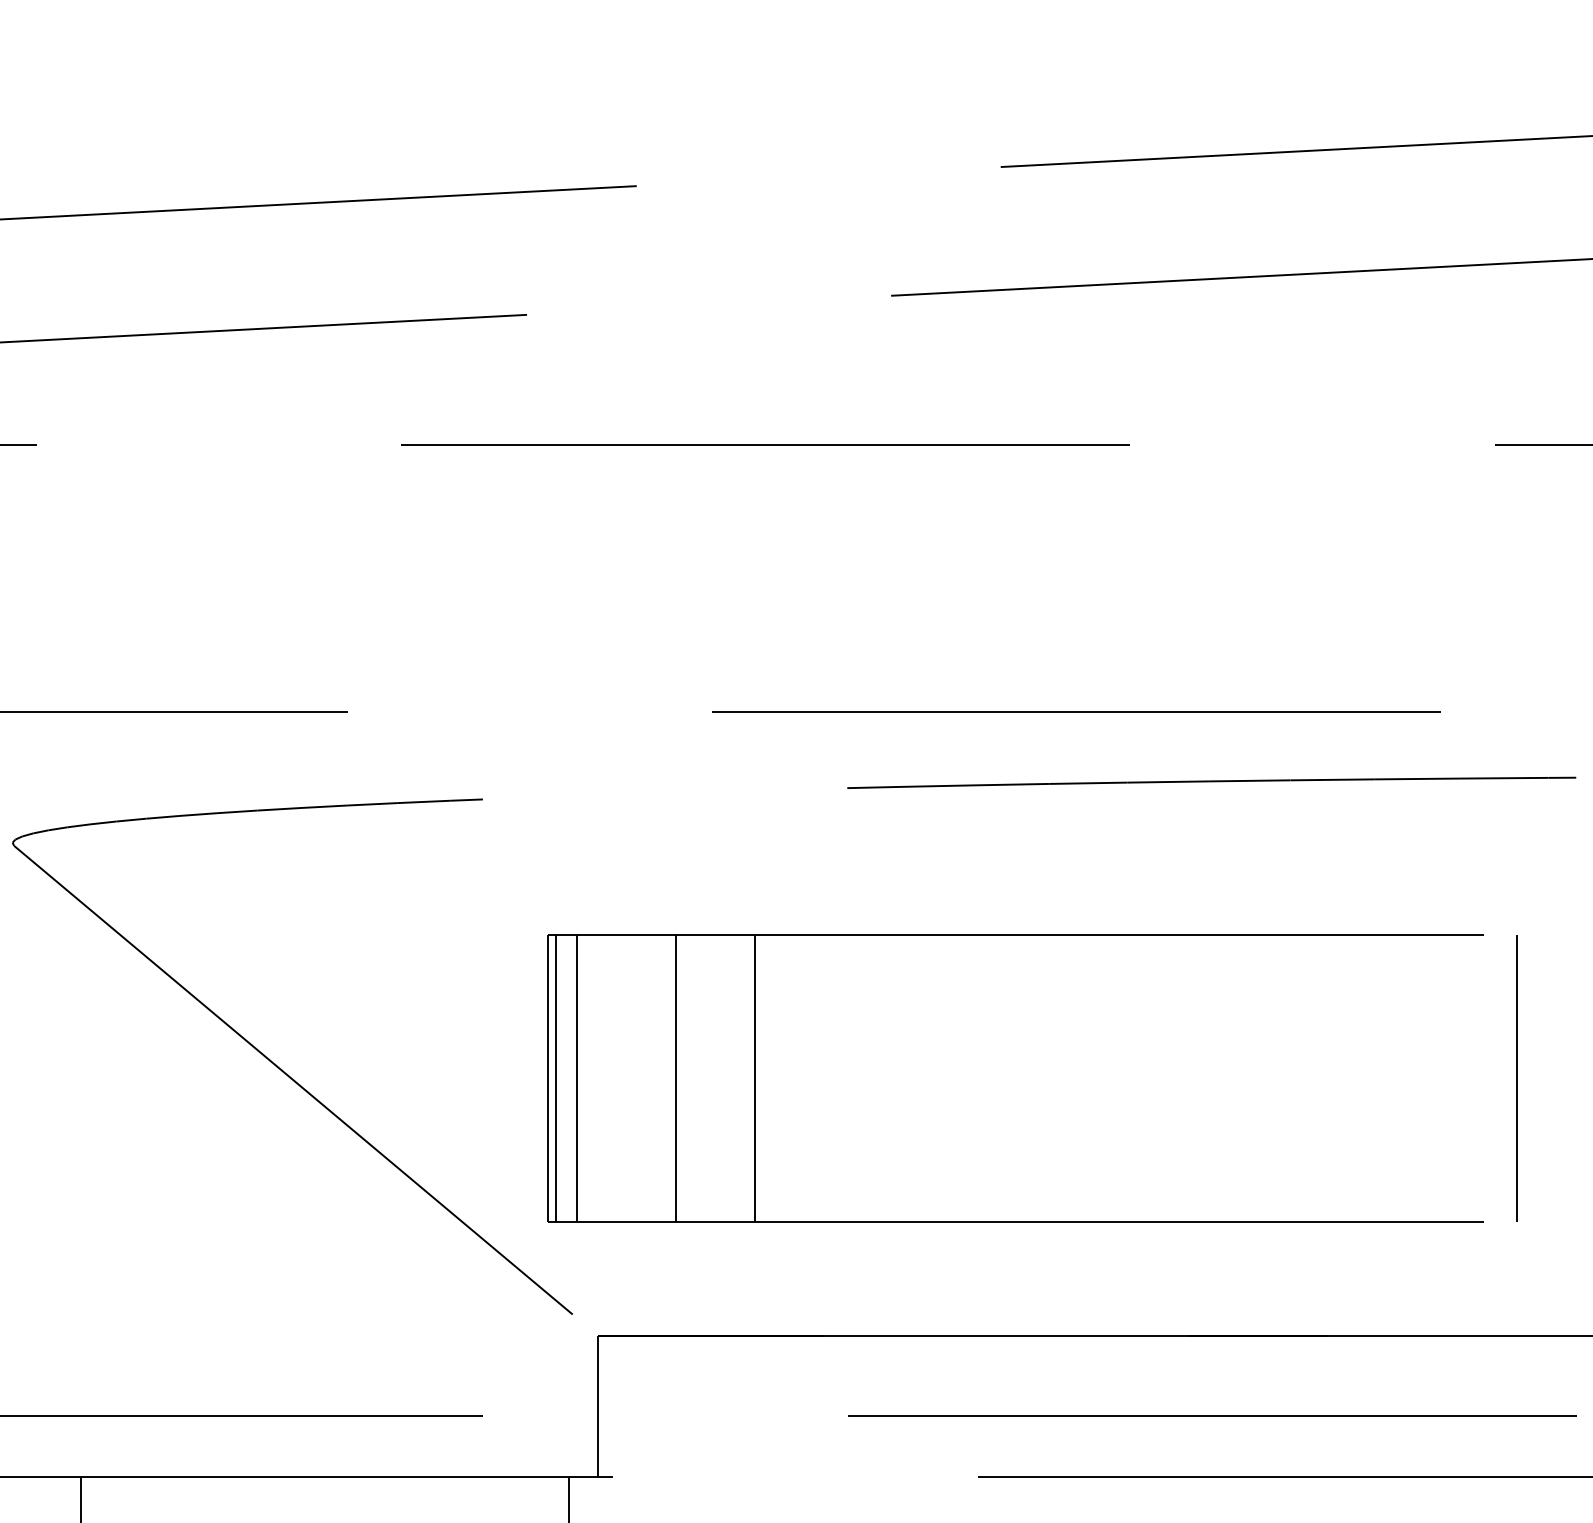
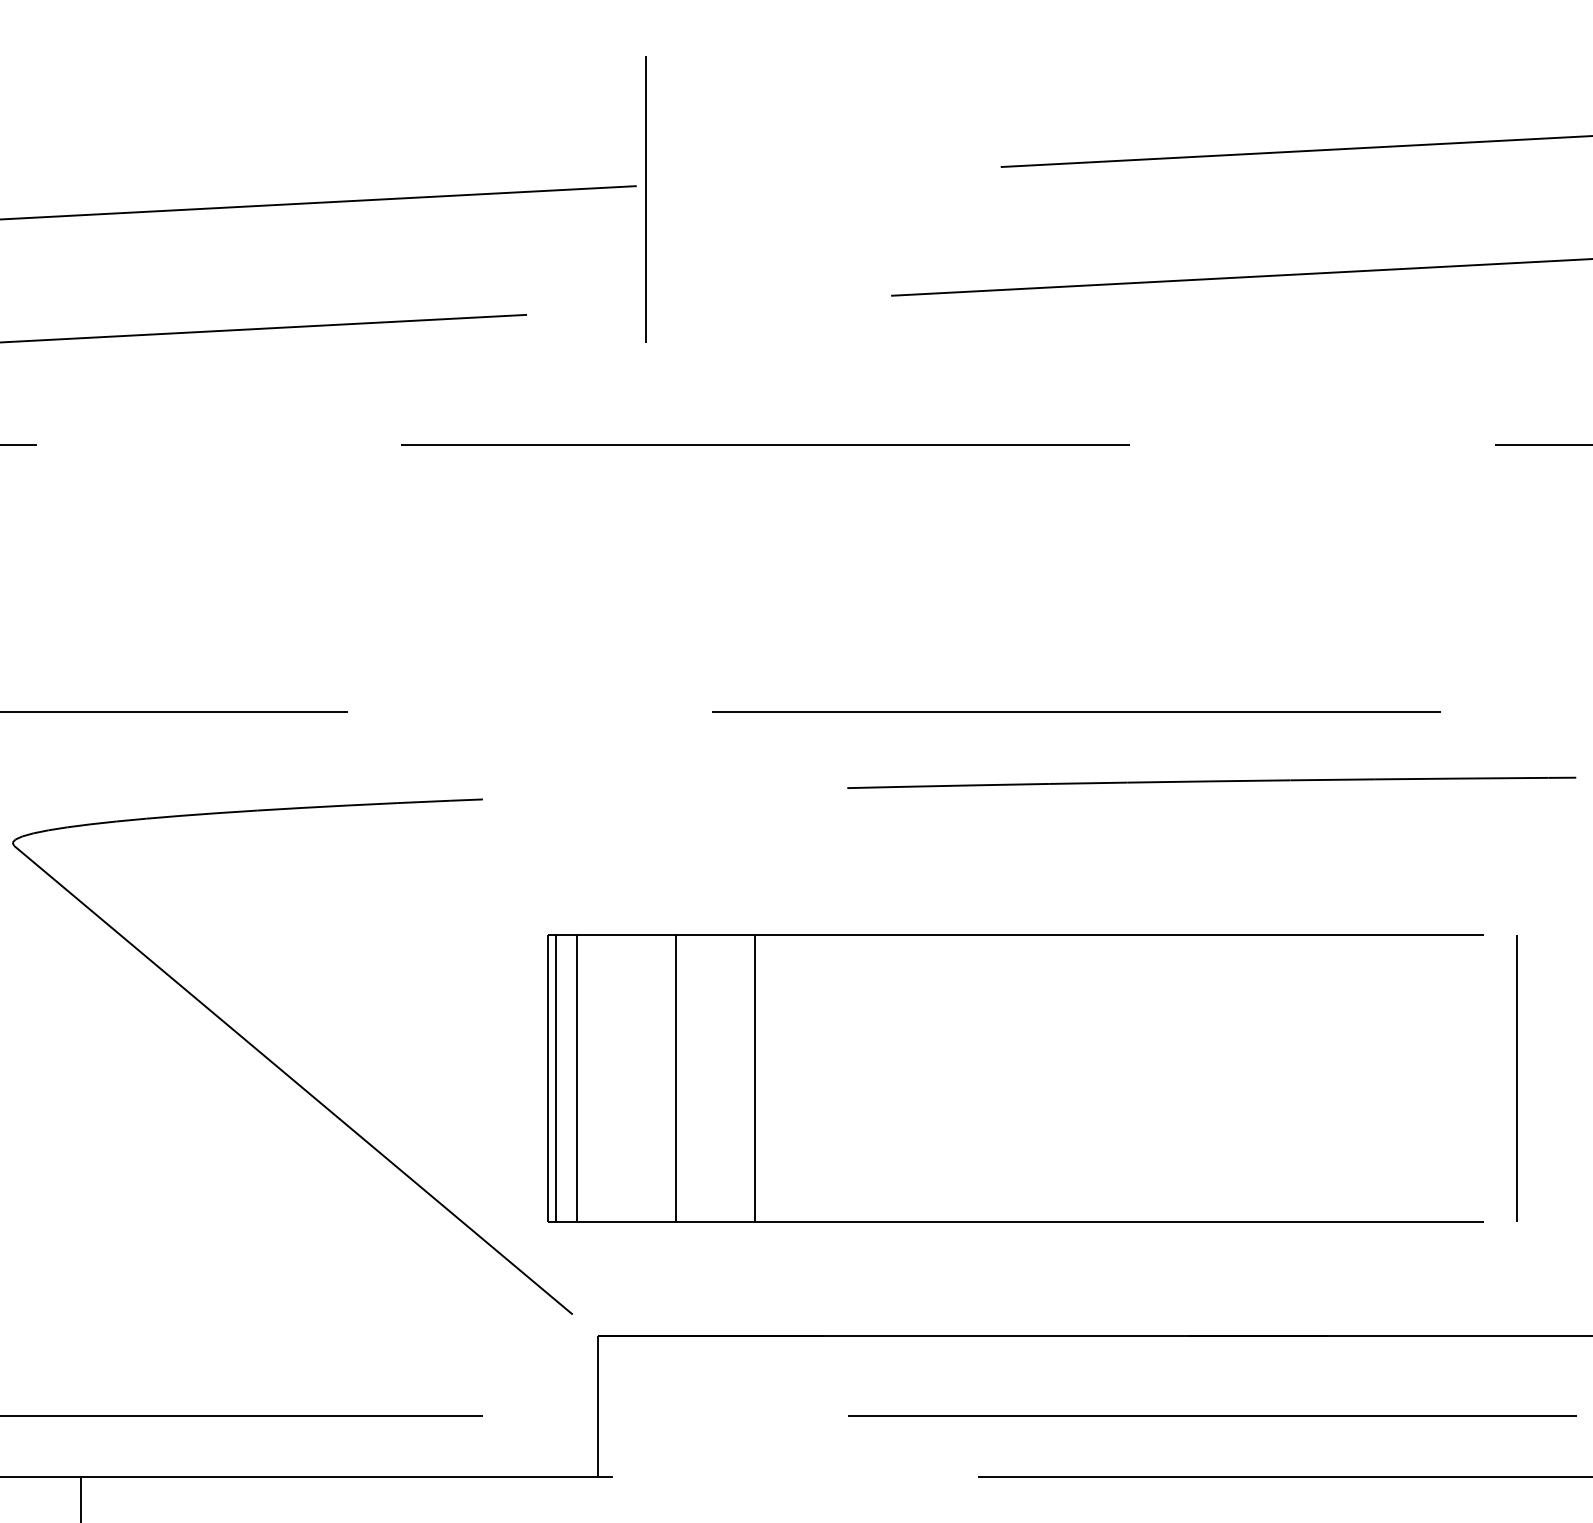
line: none -> present (645, 199)
line: present -> none (569, 1498)
